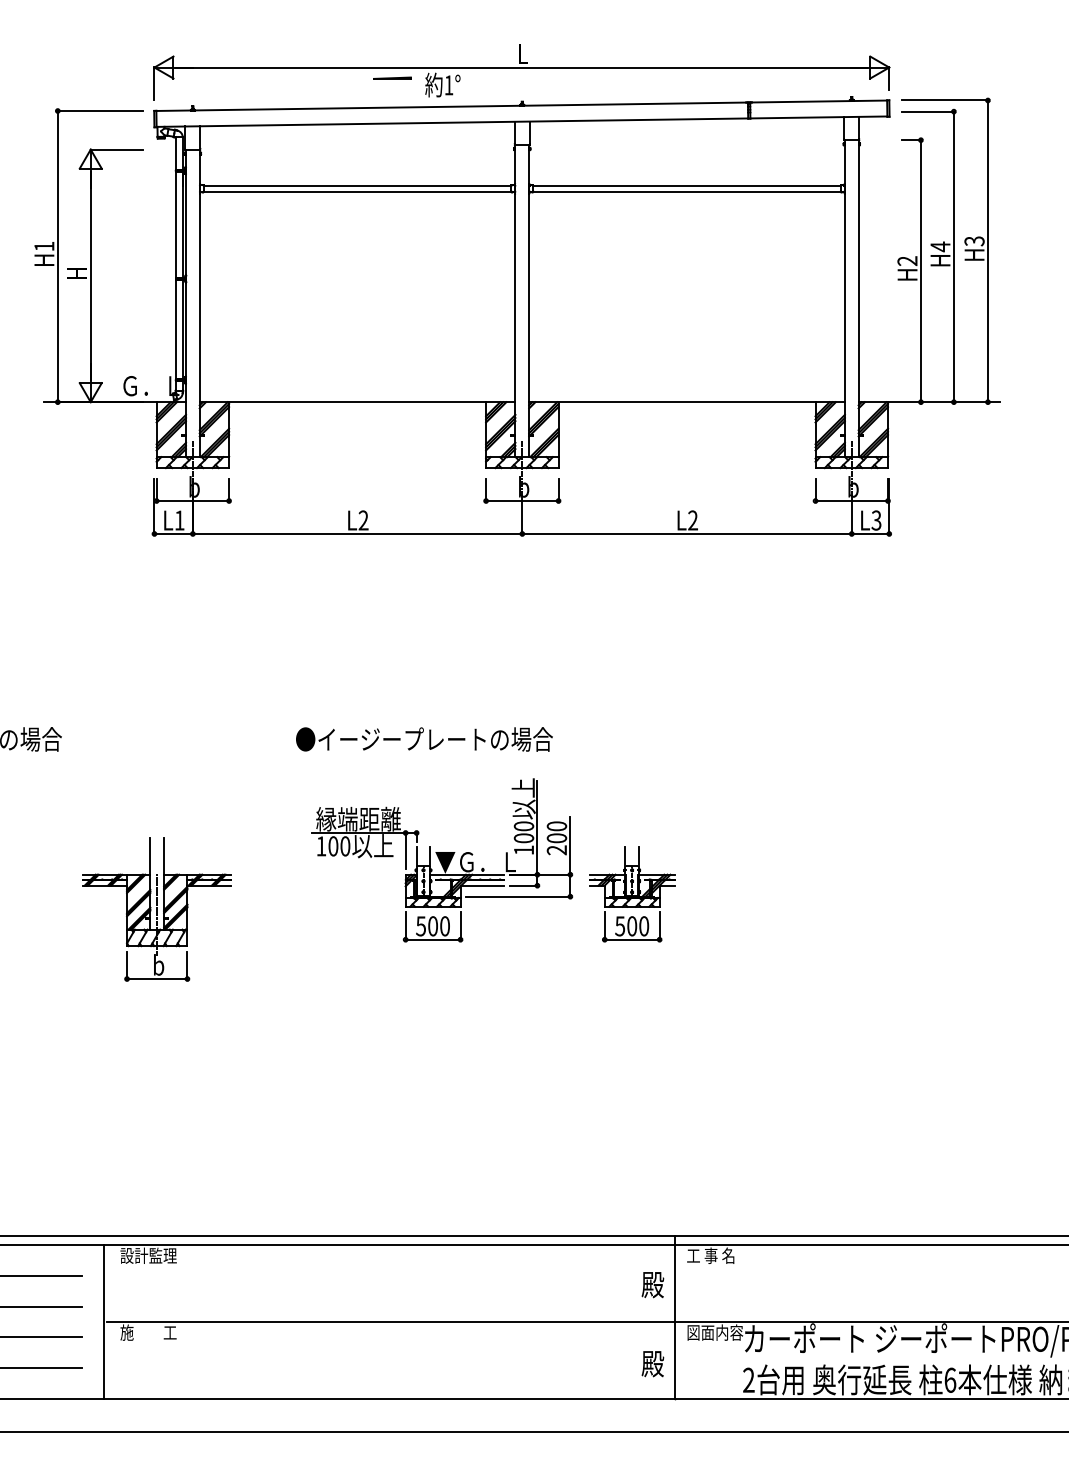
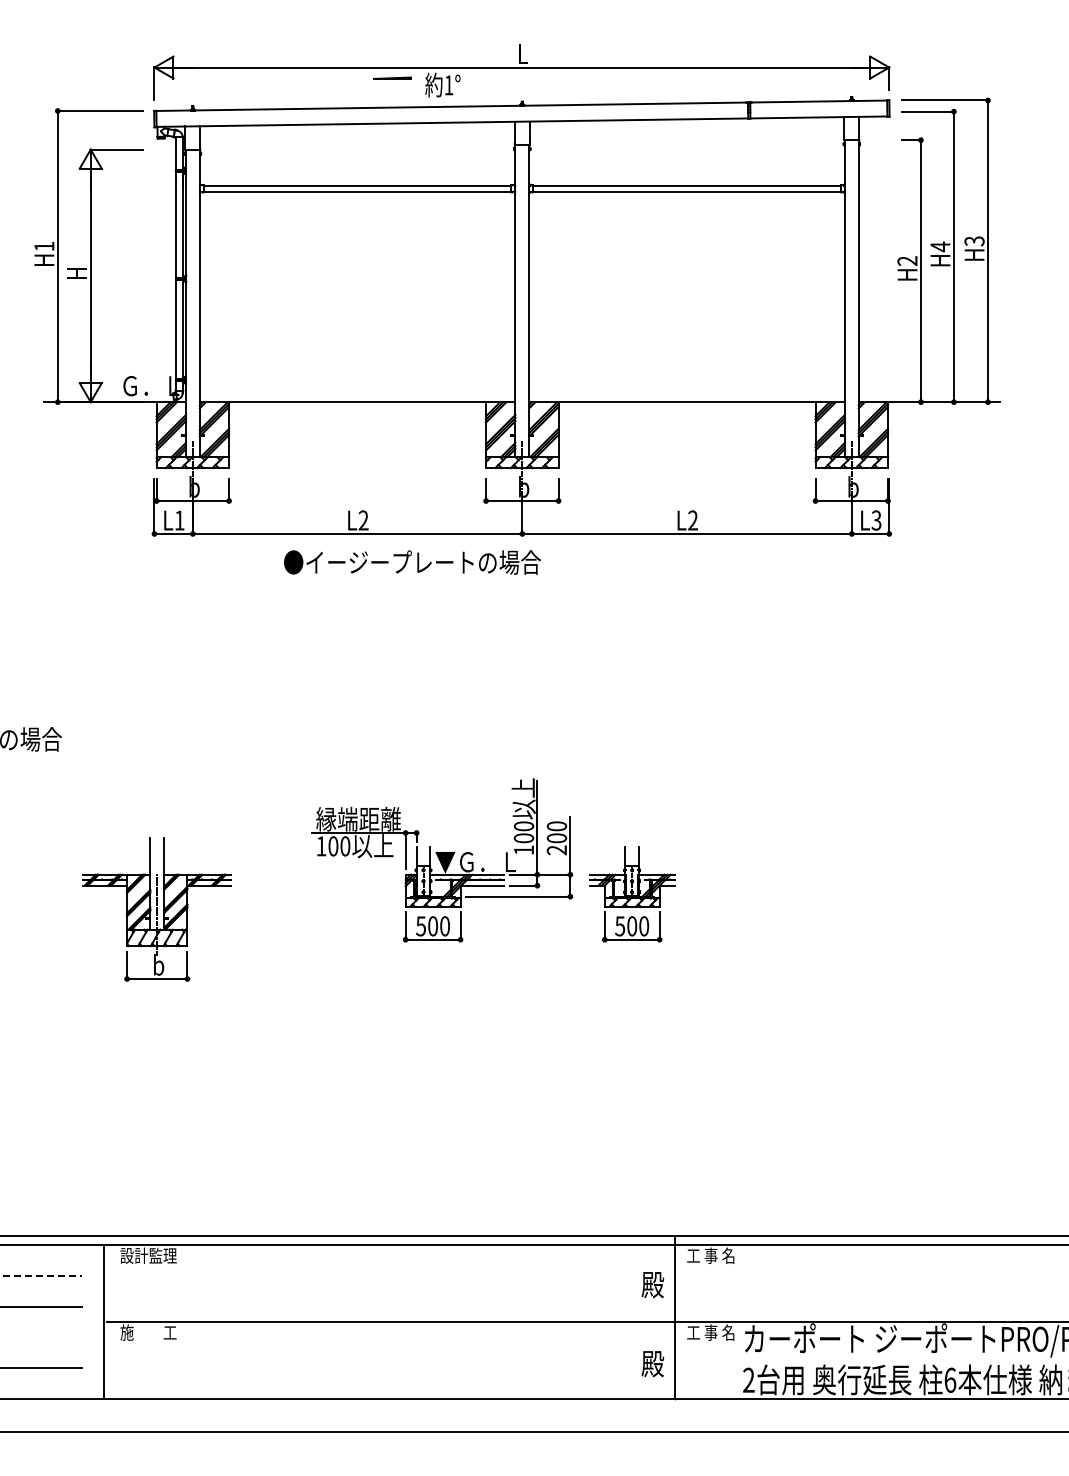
text position: (424, 739) -> (412, 562) (412, 562)
line: solid -> dashed (41, 1275)
text: 図面内容 -> 工 事 名 (715, 1332)
line: present -> none (41, 1337)
